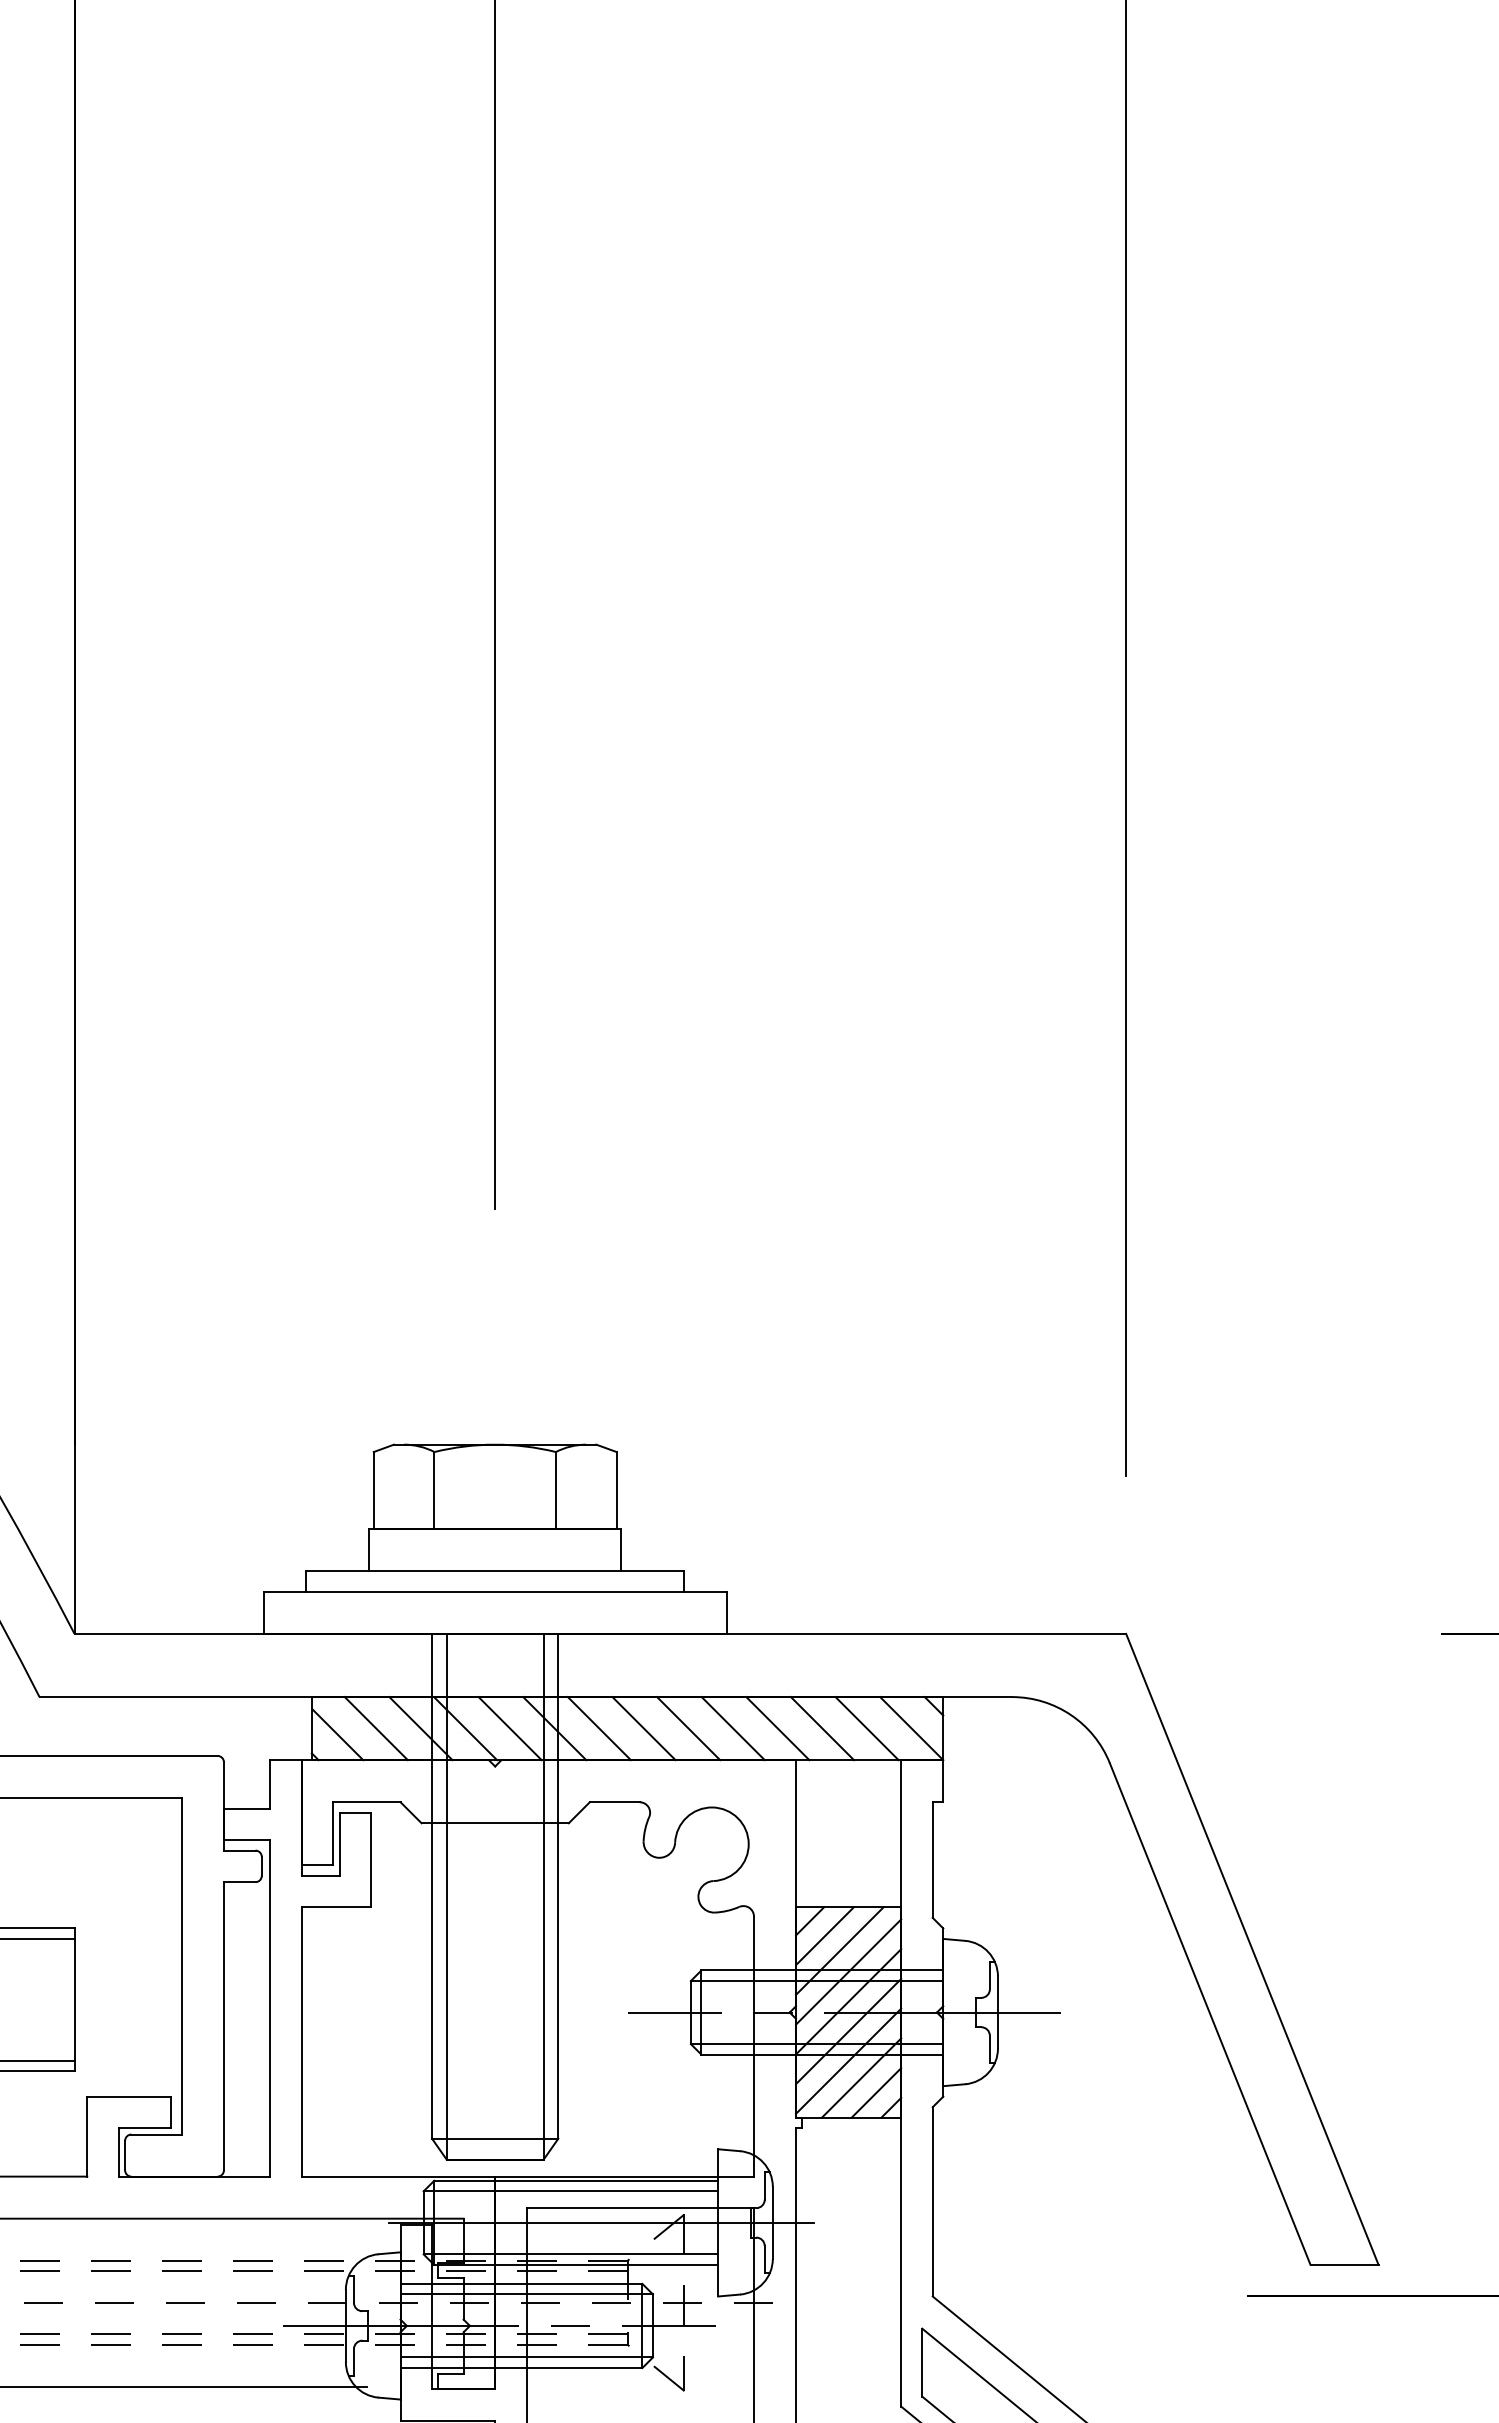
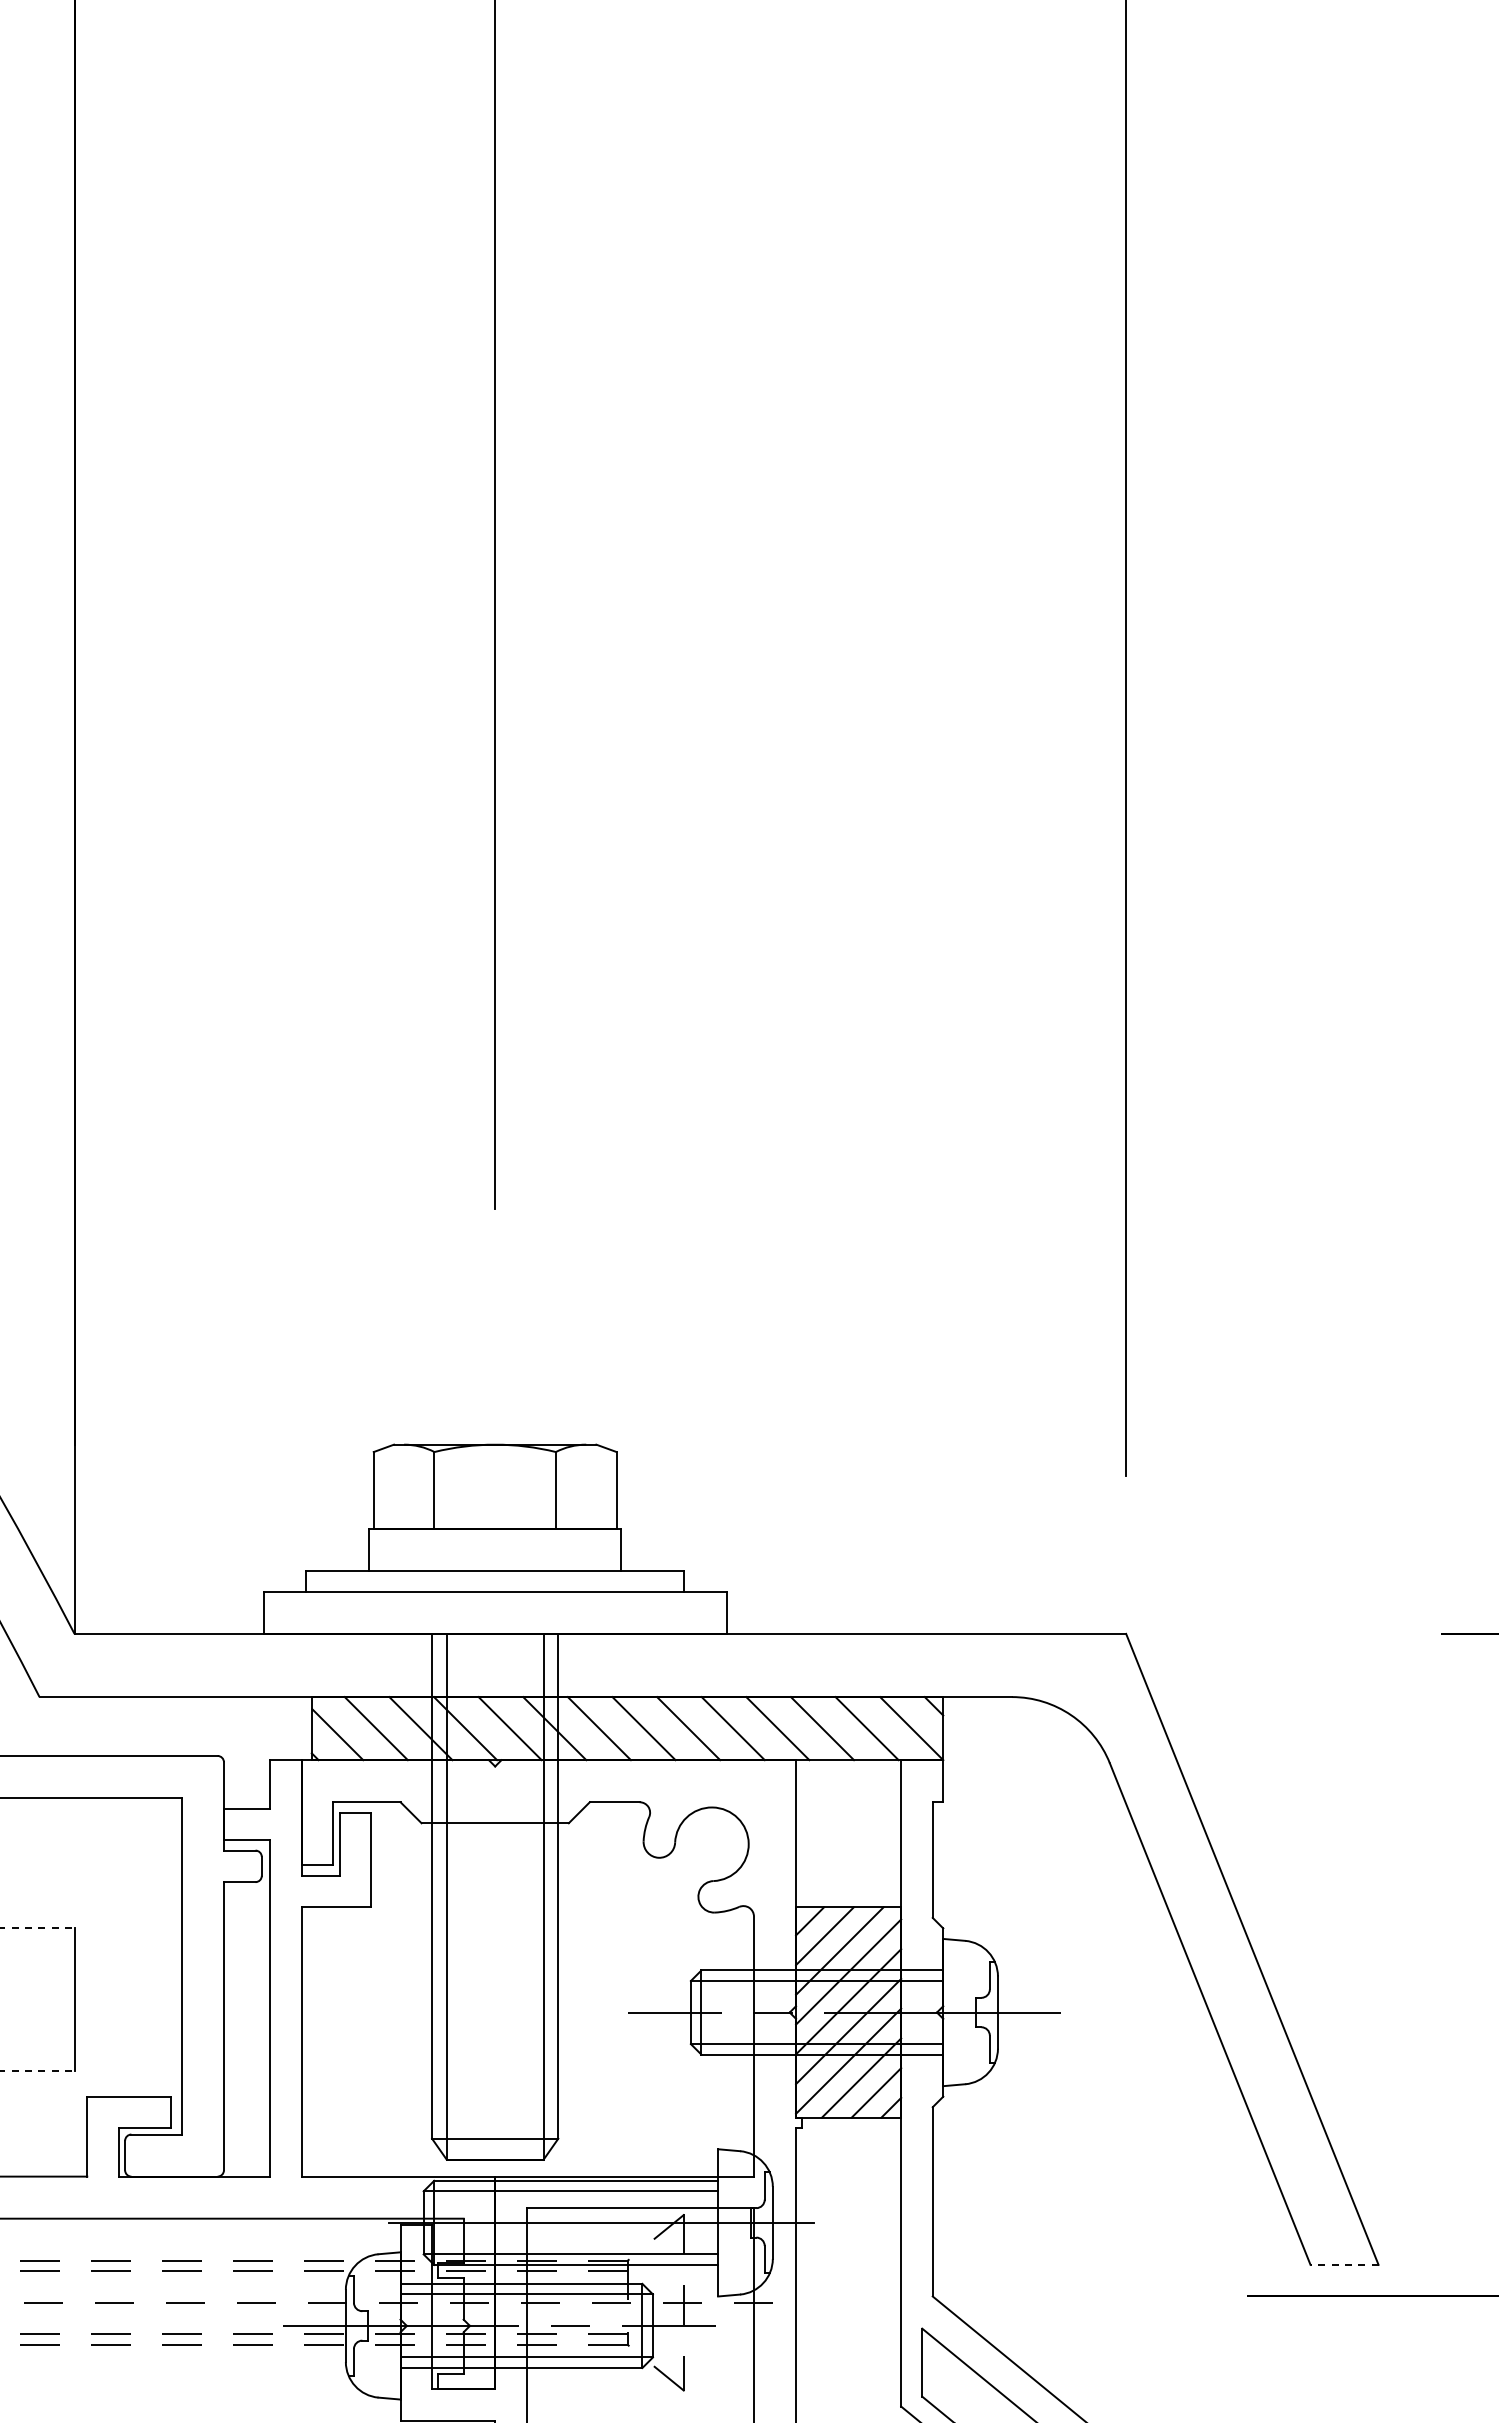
line: solid -> dashed (37, 1928)
line: present -> none (38, 1938)
line: present -> none (38, 2060)
line: solid -> dashed (37, 2071)
line: solid -> dashed (1344, 2264)
line: present -> none (184, 2386)
